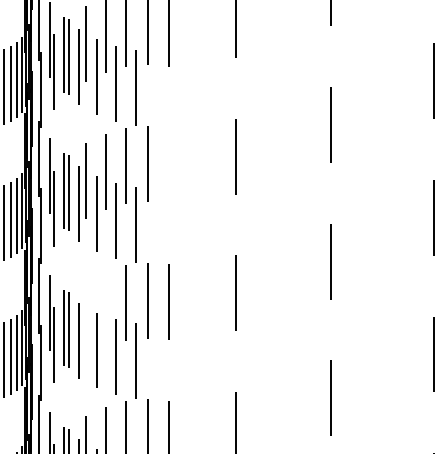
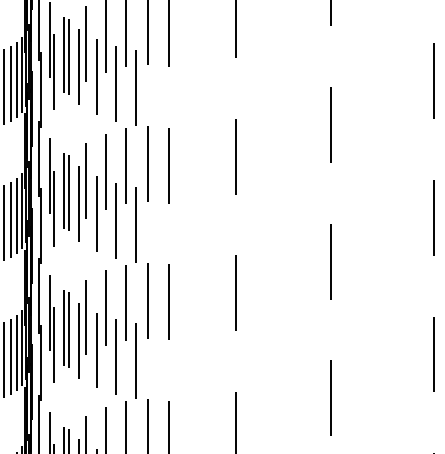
line: none -> present (169, 165)
line: none -> present (105, 307)
line: none -> present (86, 317)
